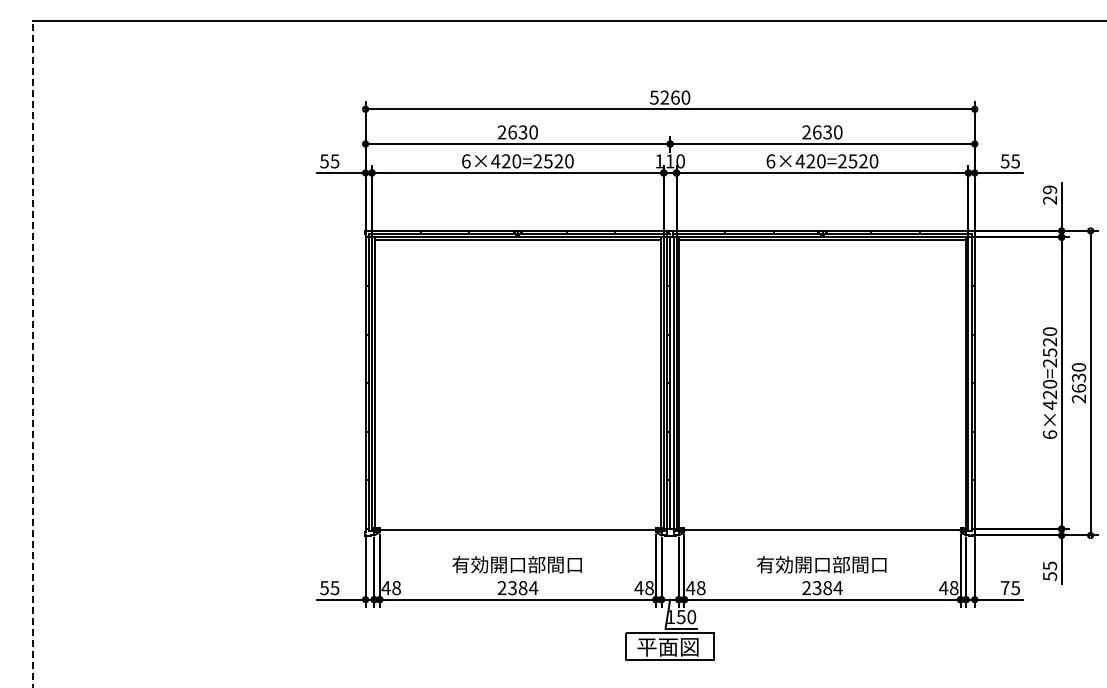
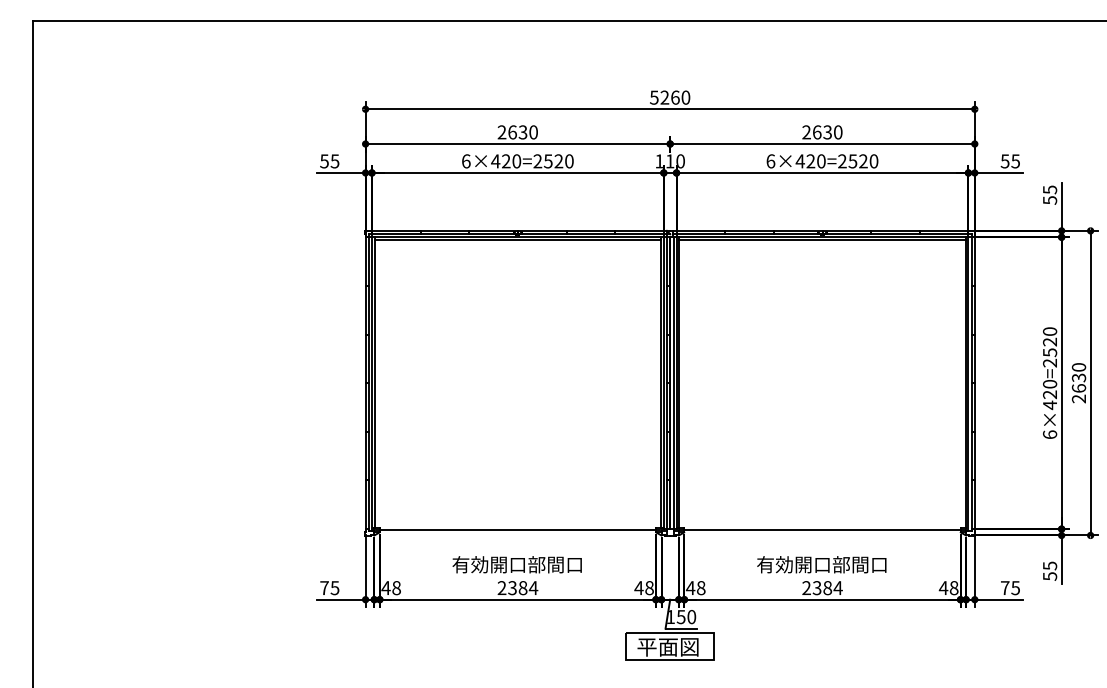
text: 29 -> 55 (1050, 194)
line: dashed -> solid (33, 353)
text: 55 -> 75 (324, 588)
